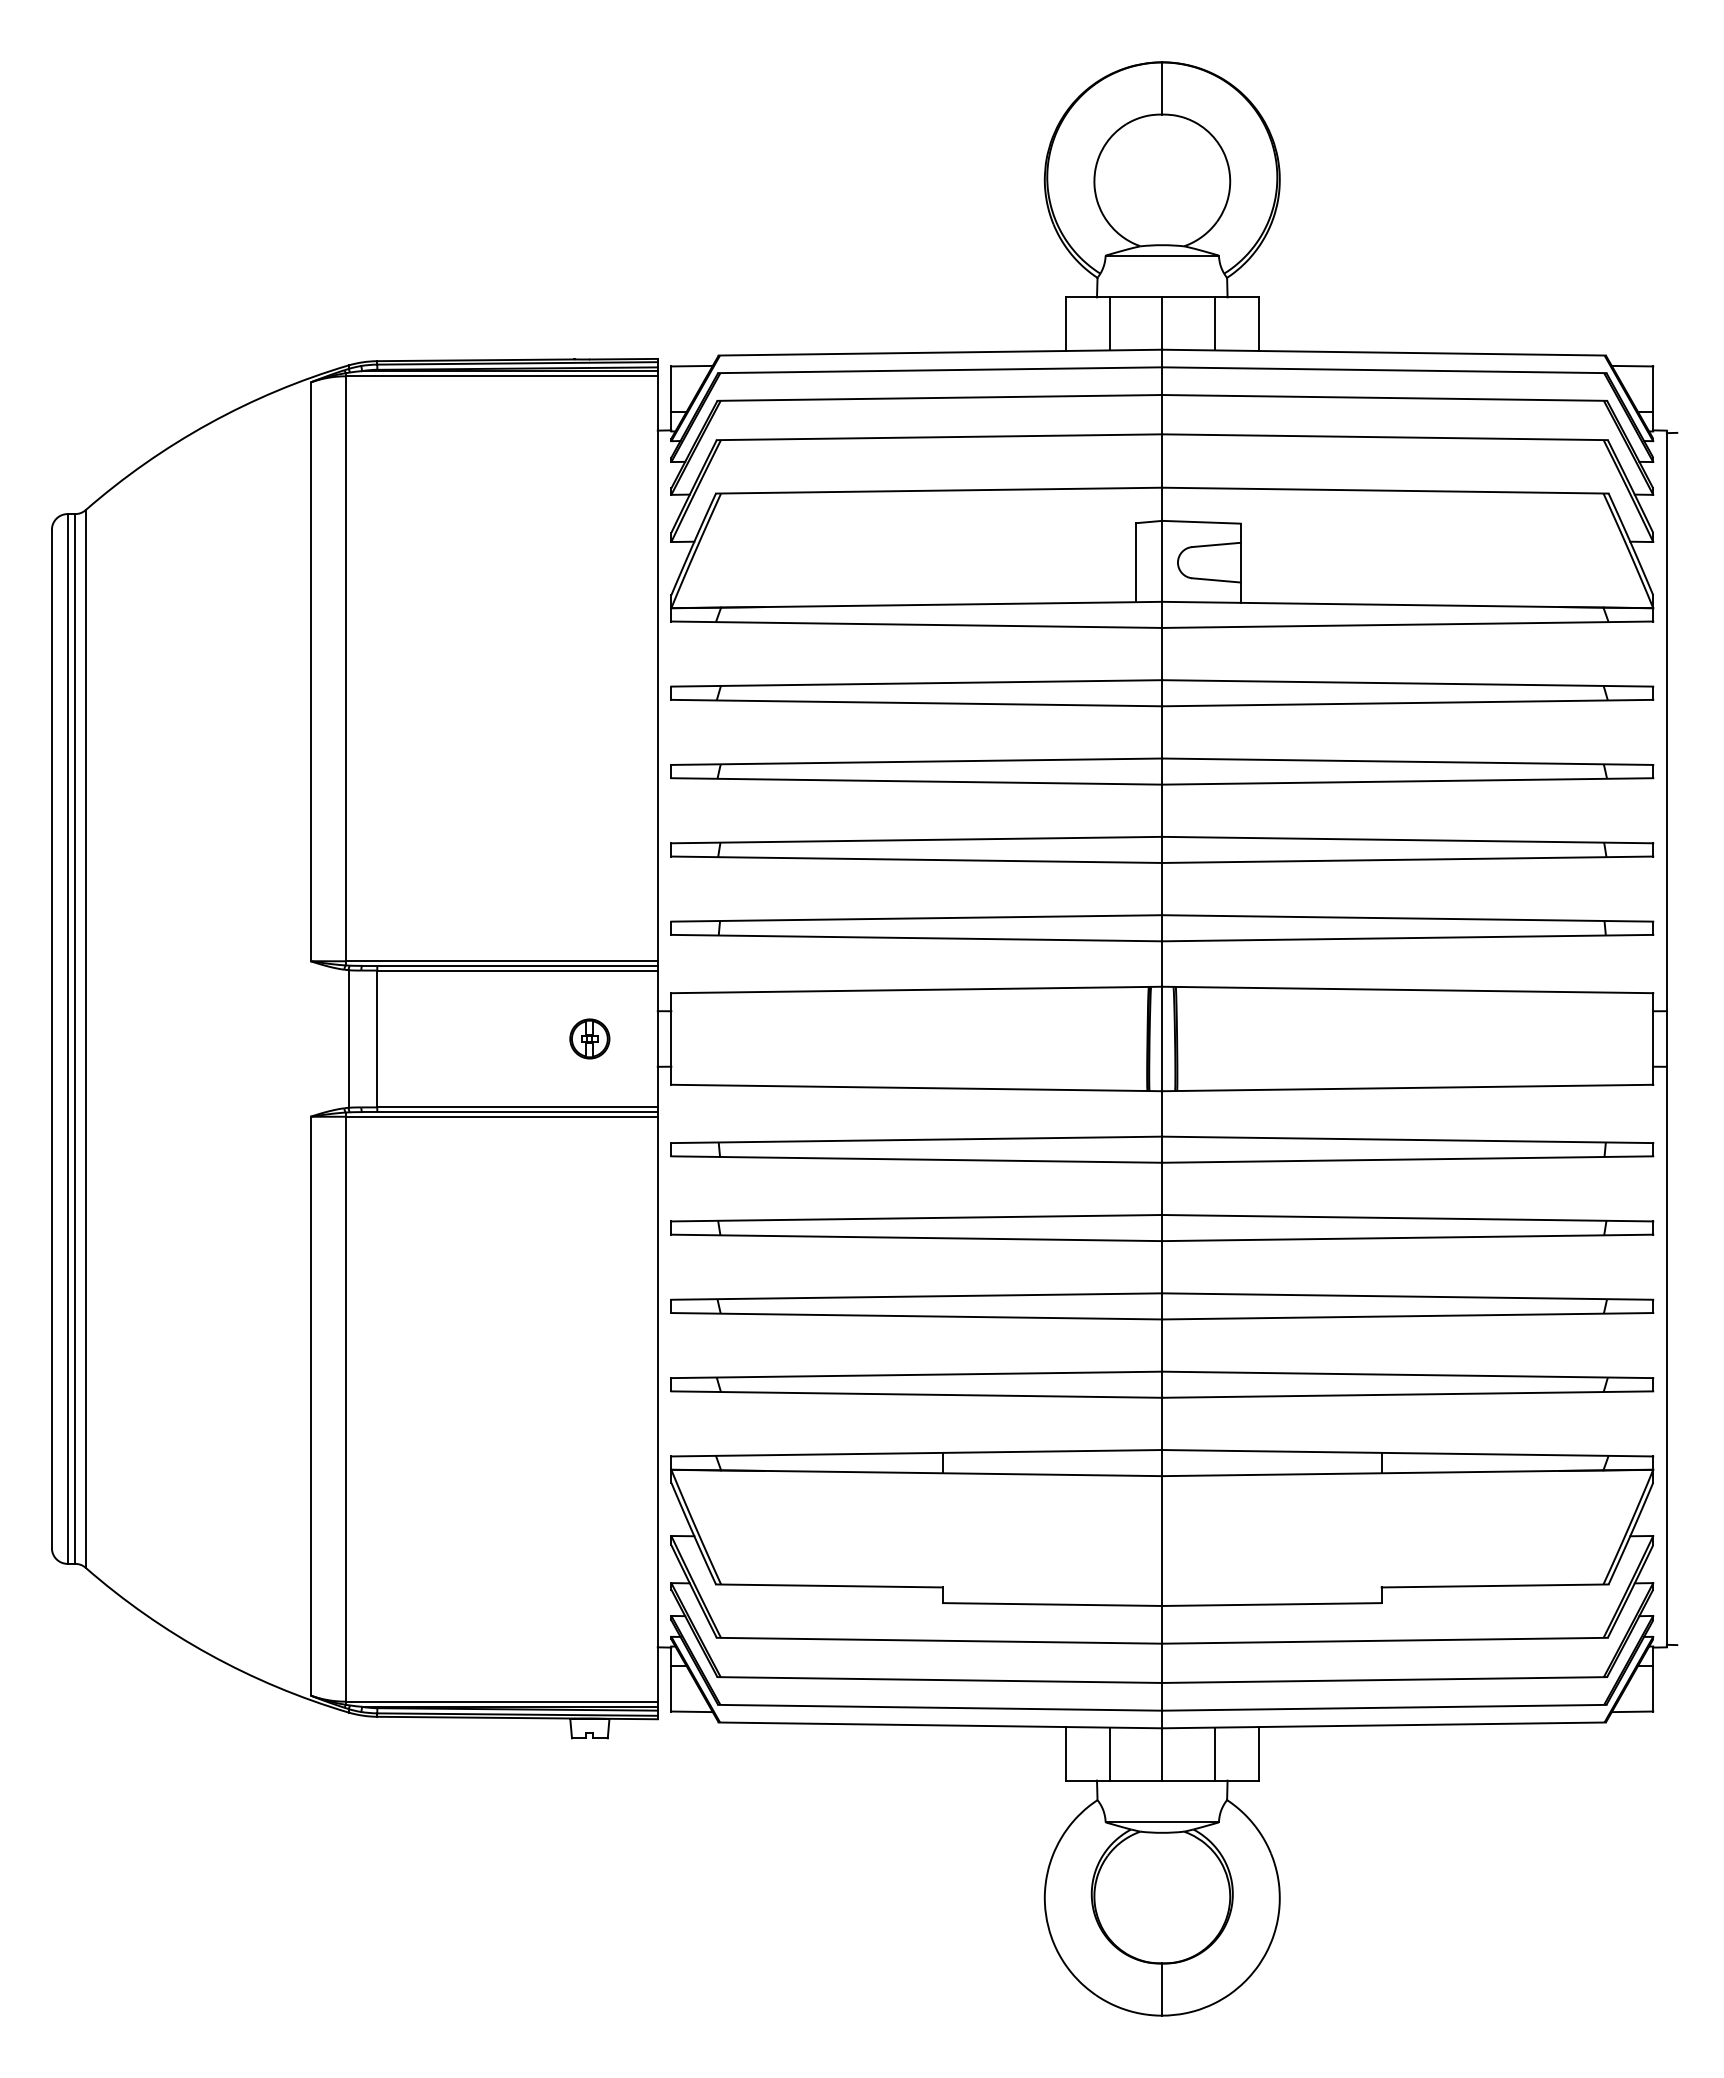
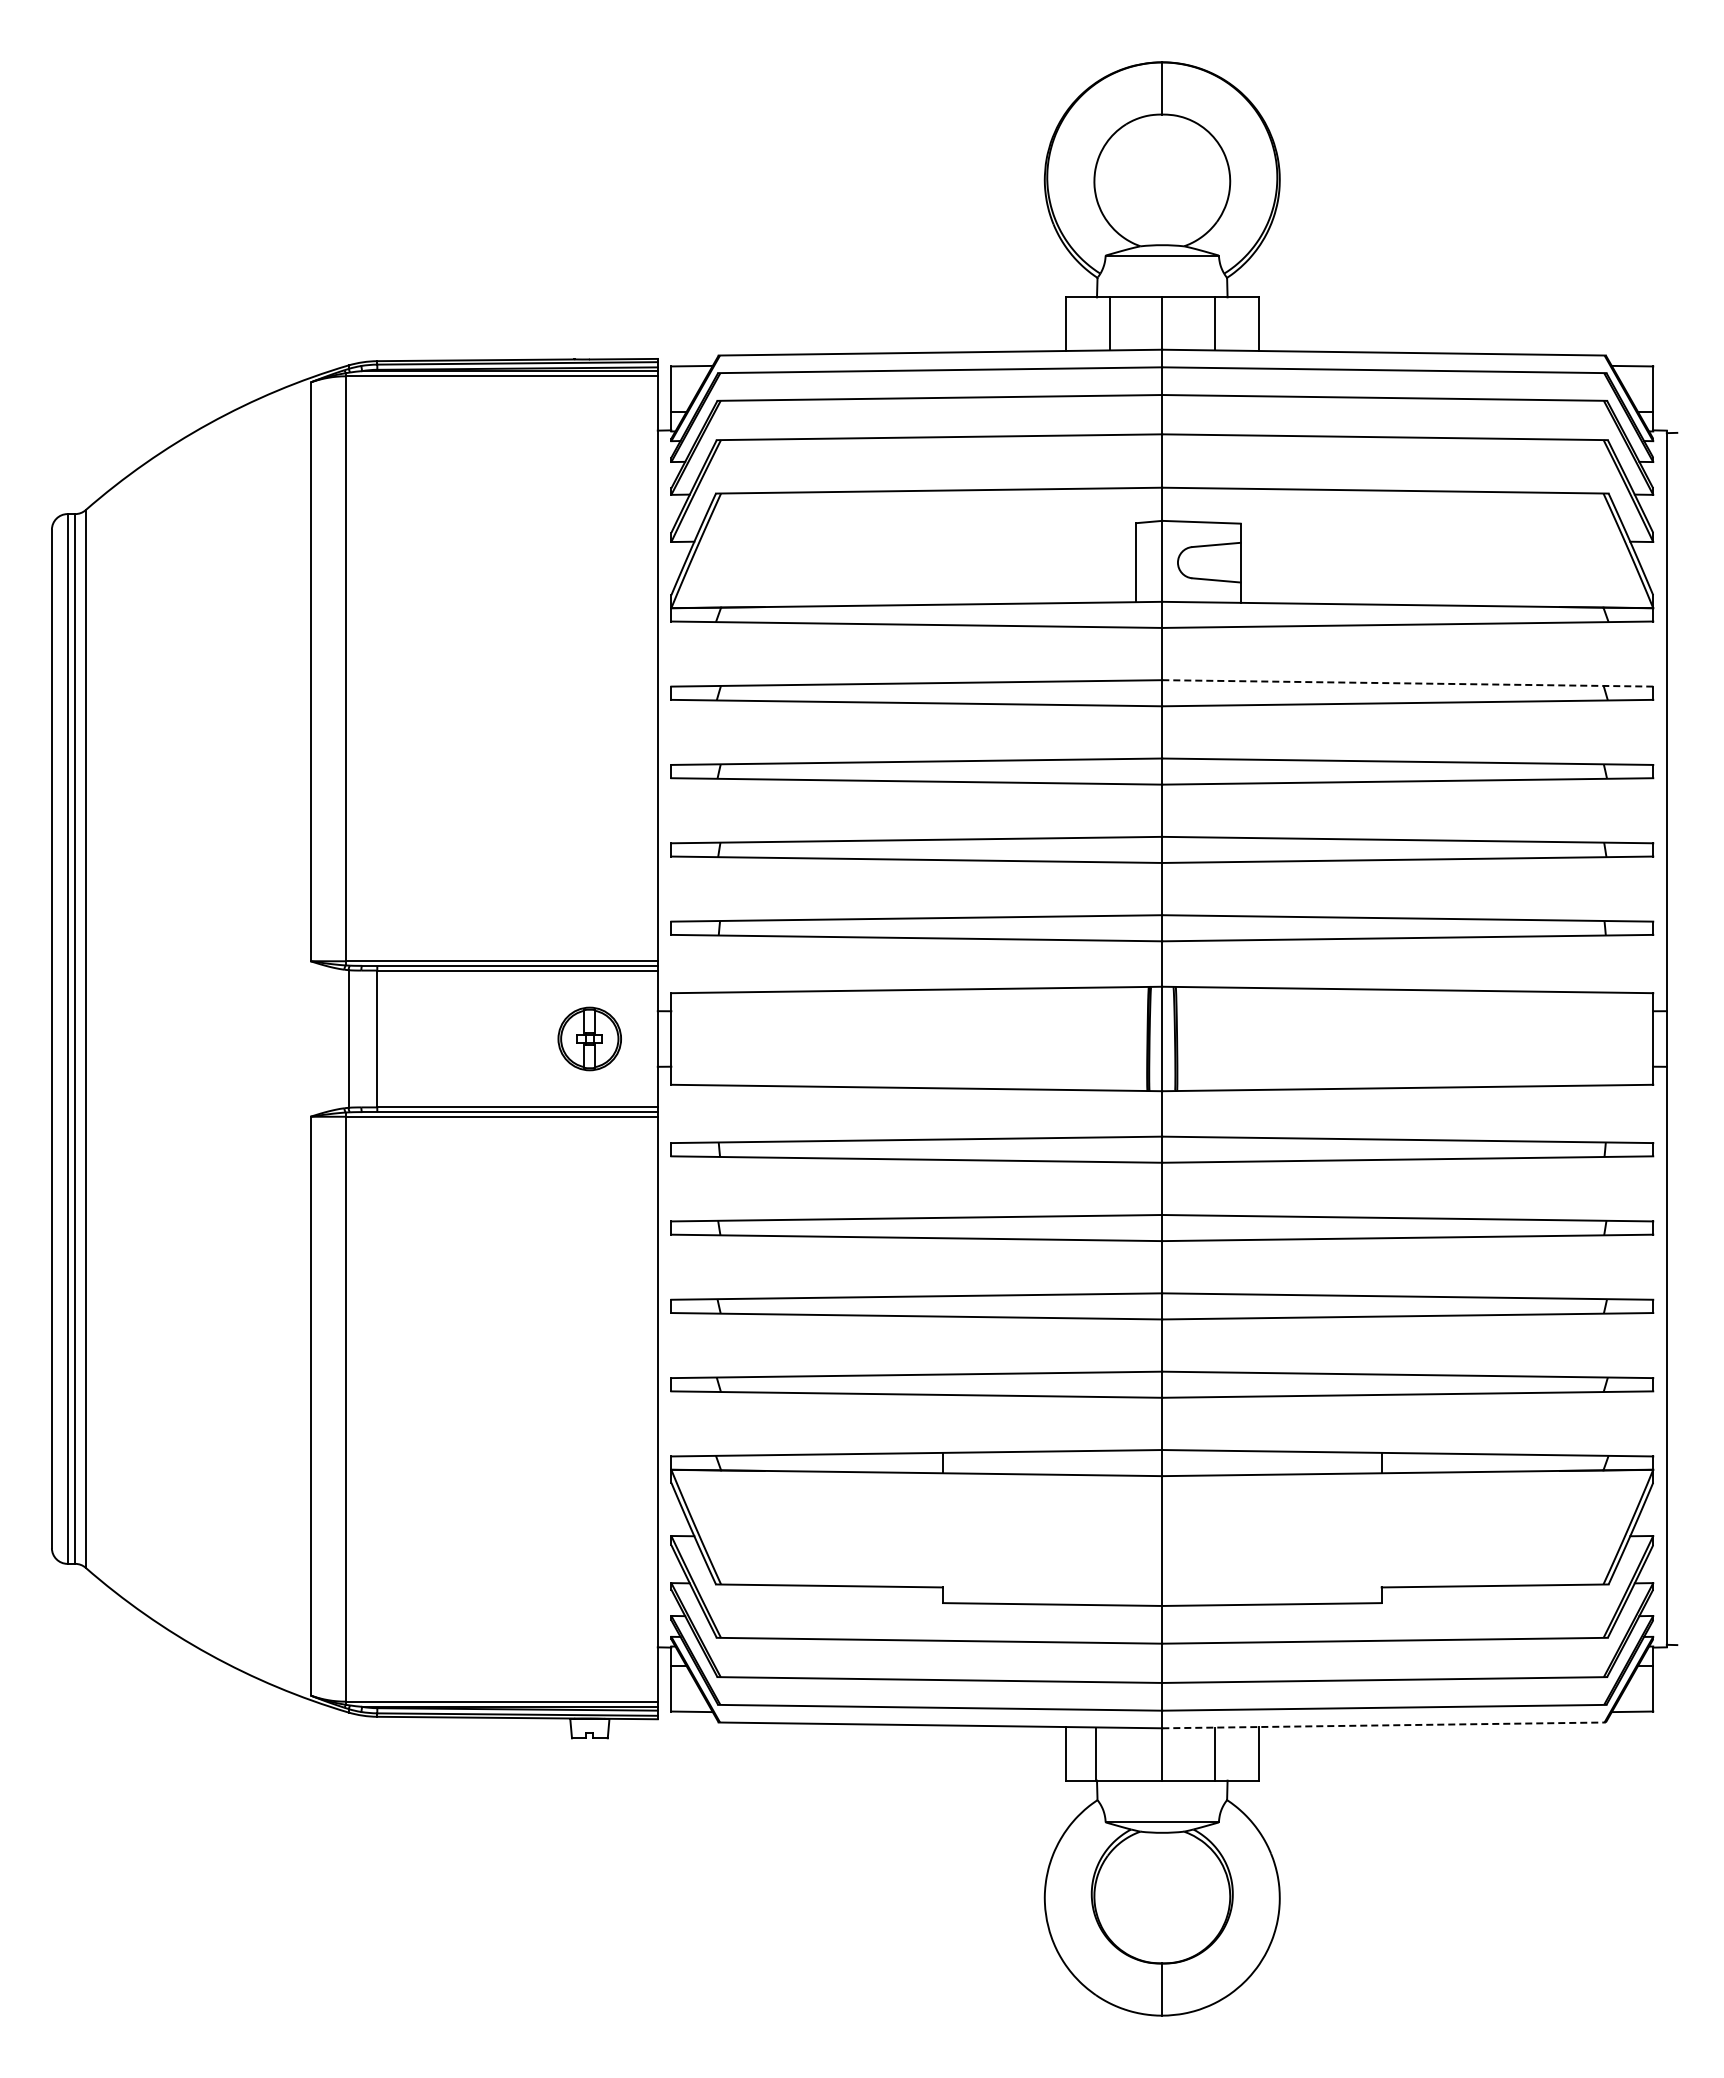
line: solid -> dashed (1408, 683)
part size: 42x42 px -> 65x66 px (589, 1038)
line: solid -> dashed (1384, 1725)
line position: (1109, 1753) -> (1095, 1753) (1095, 1753)
